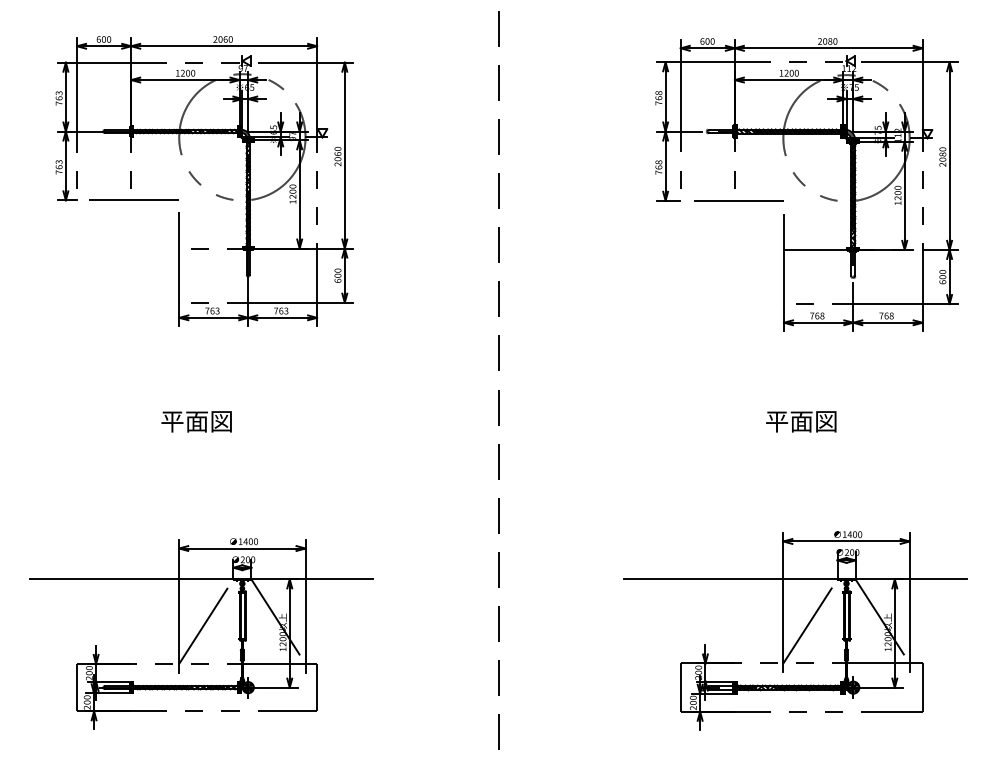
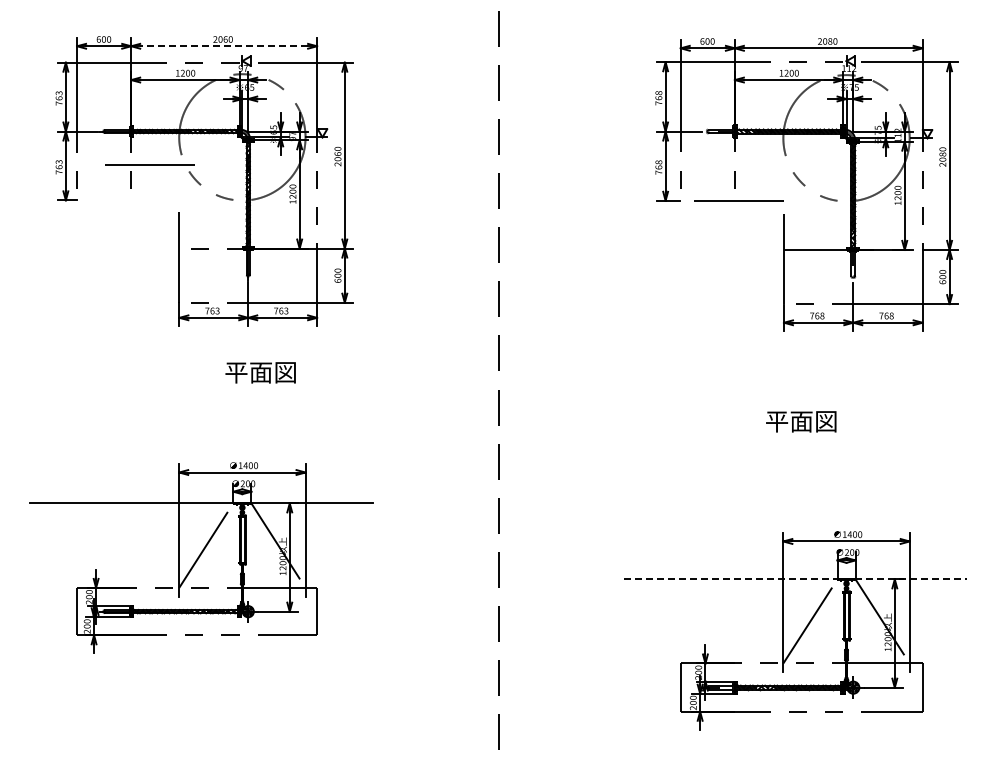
line: solid -> dashed (224, 46)
line position: (133, 199) -> (149, 164) (149, 164)
text position: (196, 421) -> (260, 372) (260, 372)
line: solid -> dashed (796, 579)
part position: (201, 633) -> (201, 557) (201, 557)
